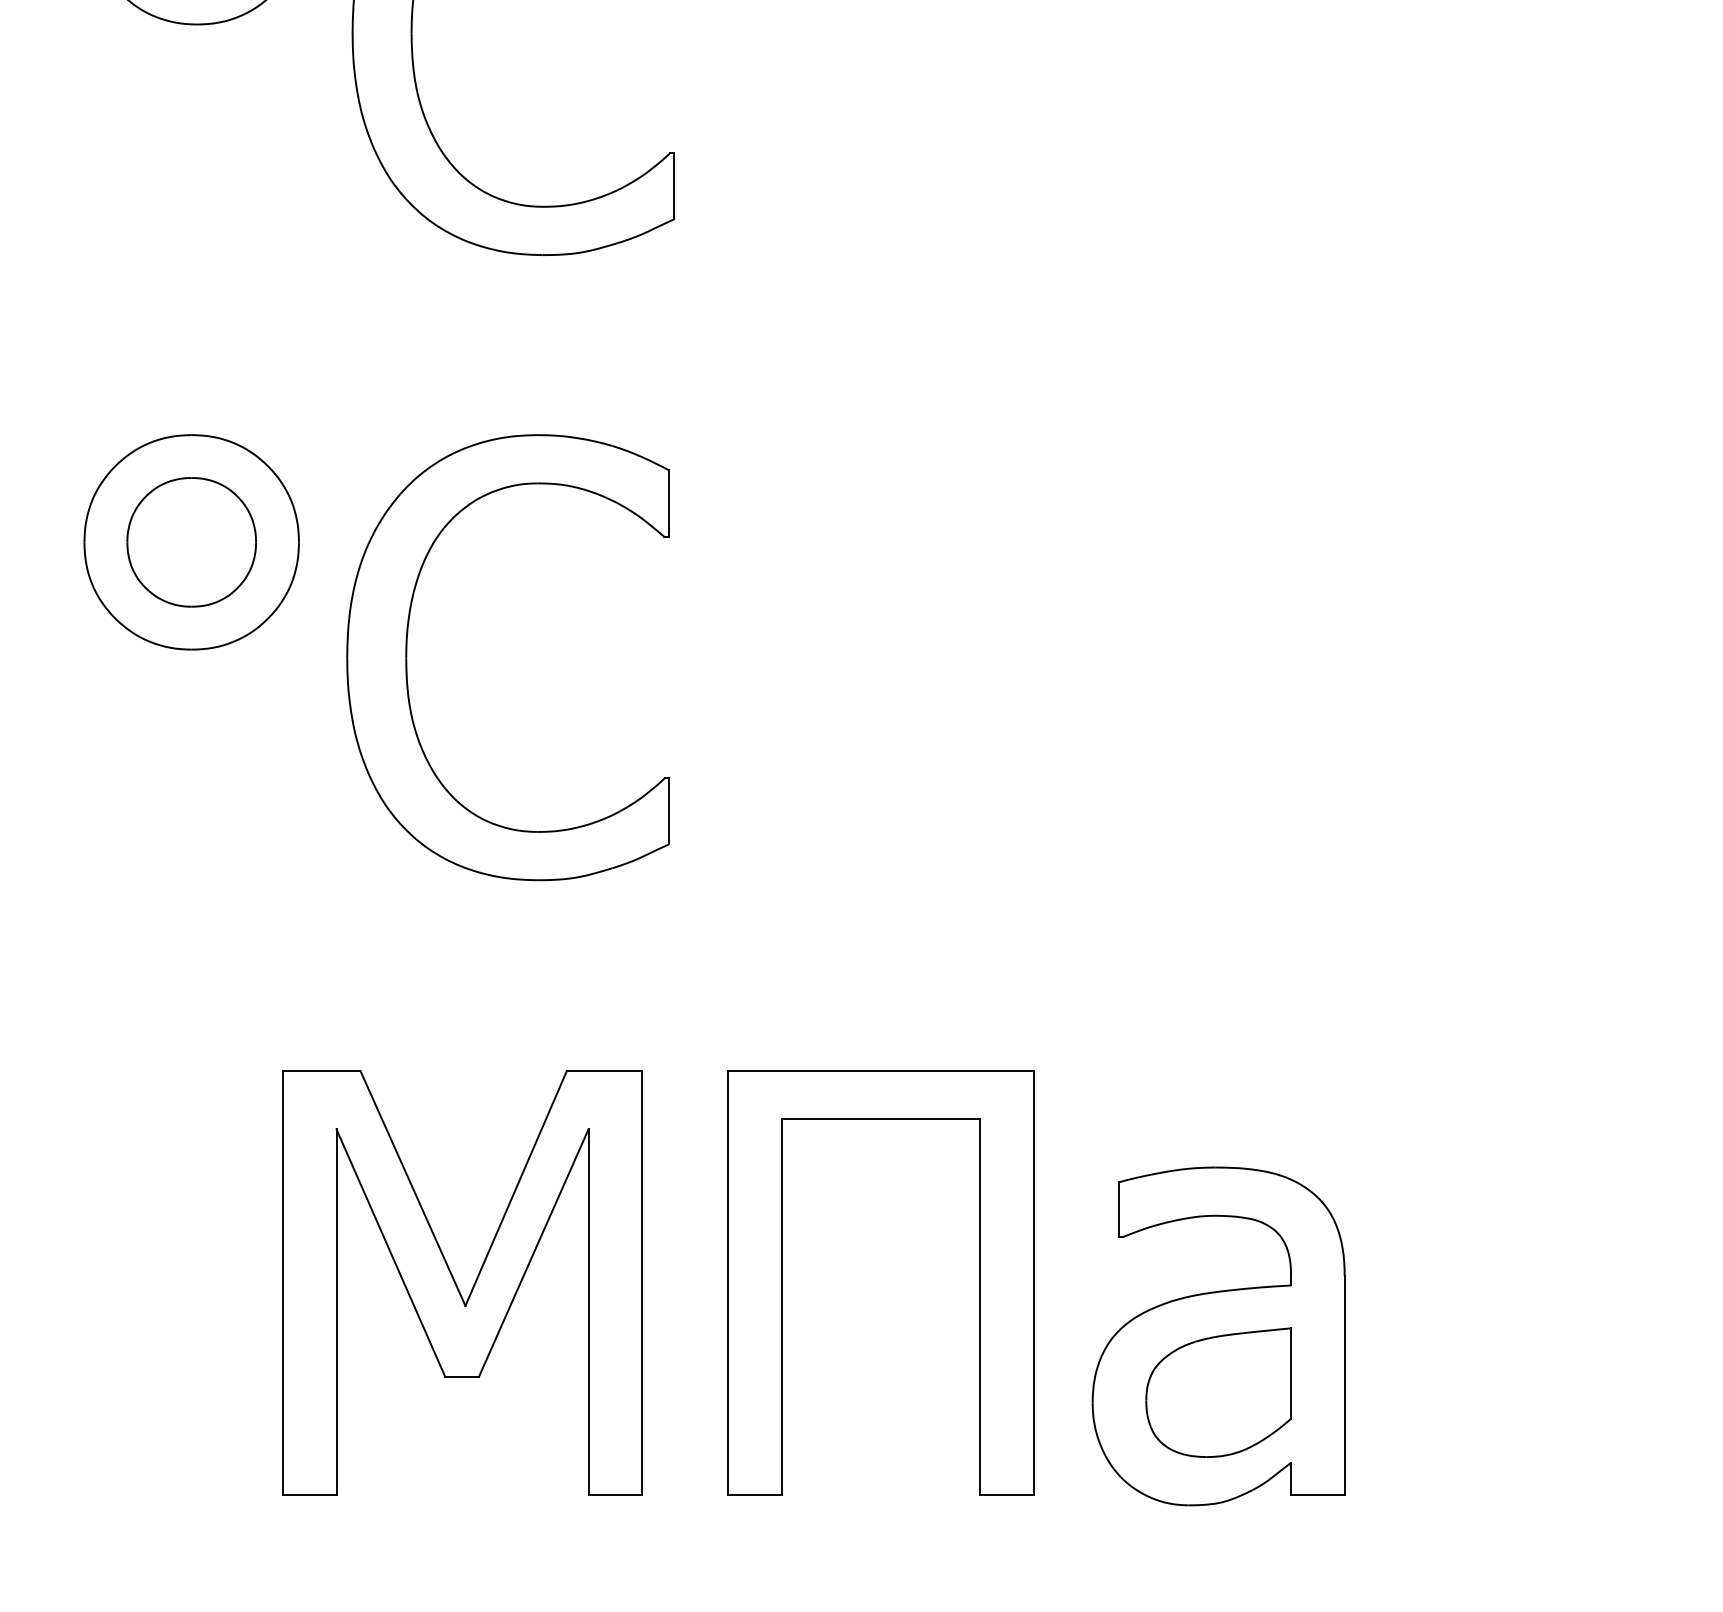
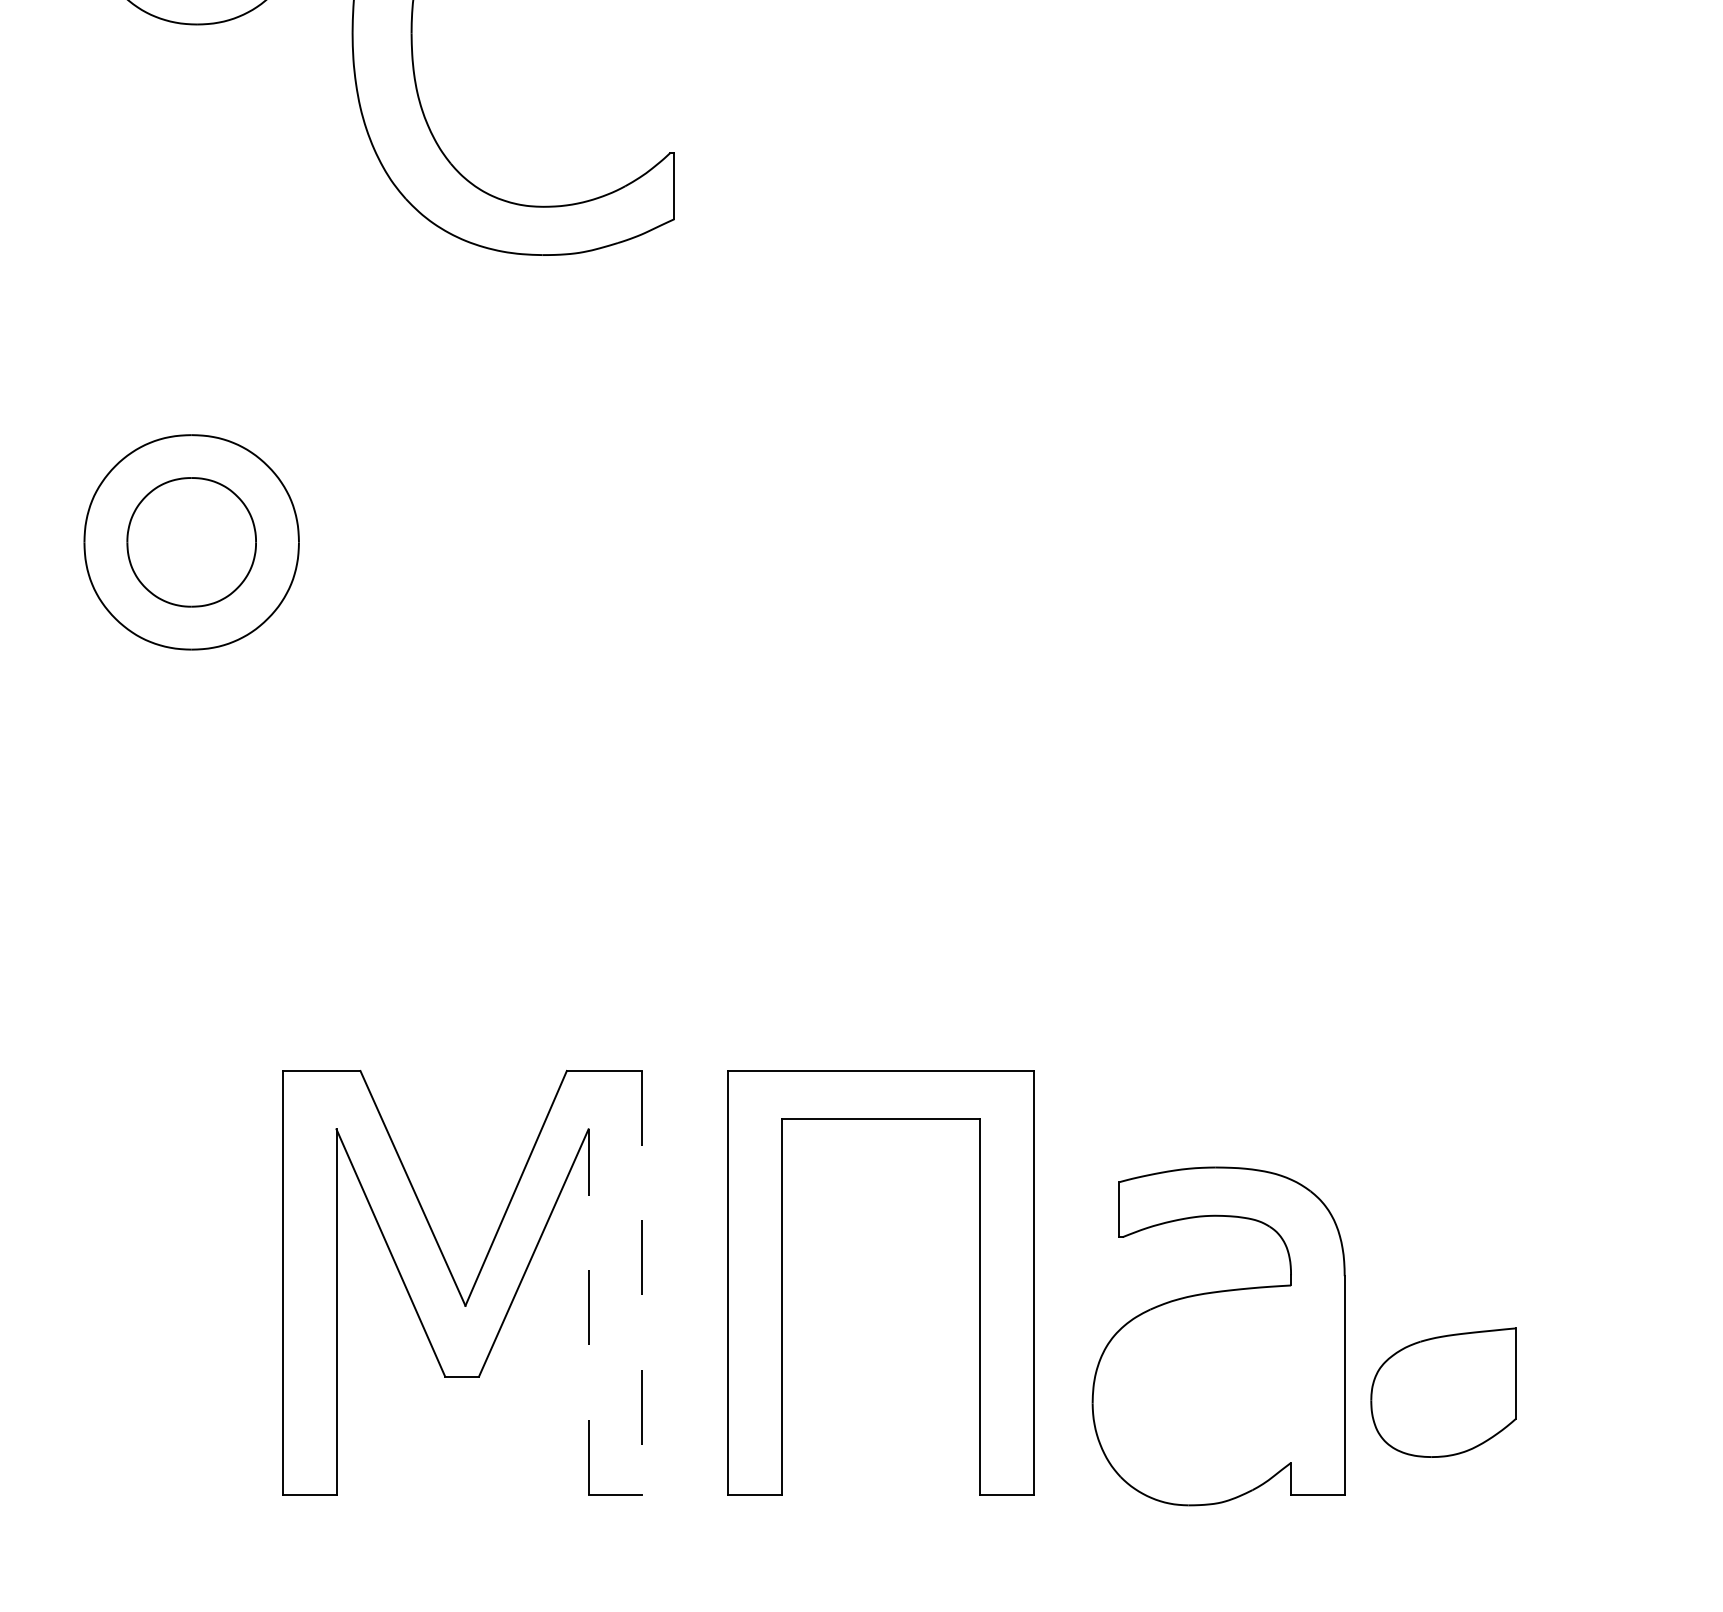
part: present -> none (407, 657)
line: solid -> dashed (642, 1282)
line: solid -> dashed (588, 1311)
part position: (1218, 1392) -> (1443, 1392) (1443, 1392)
